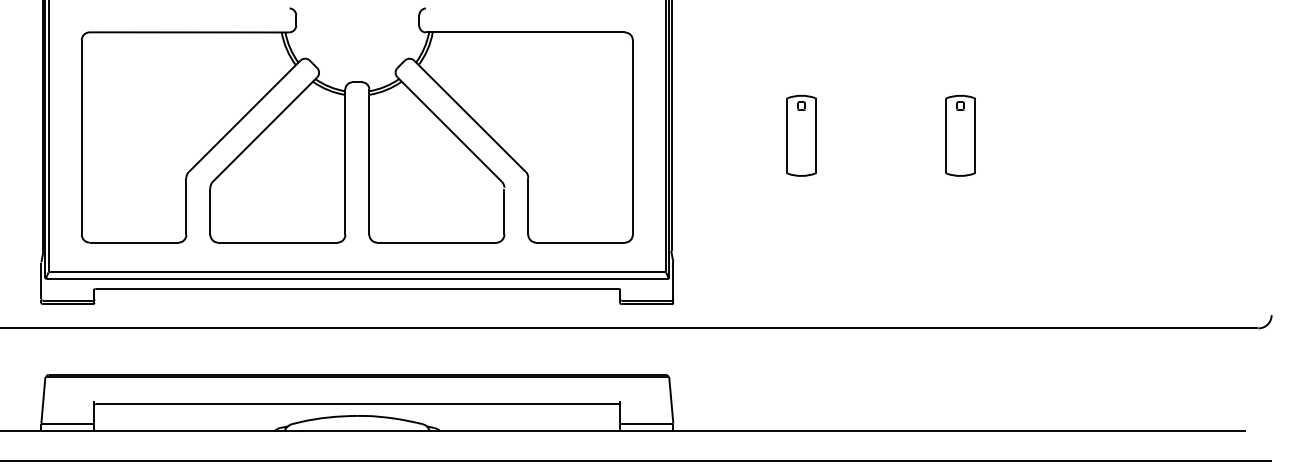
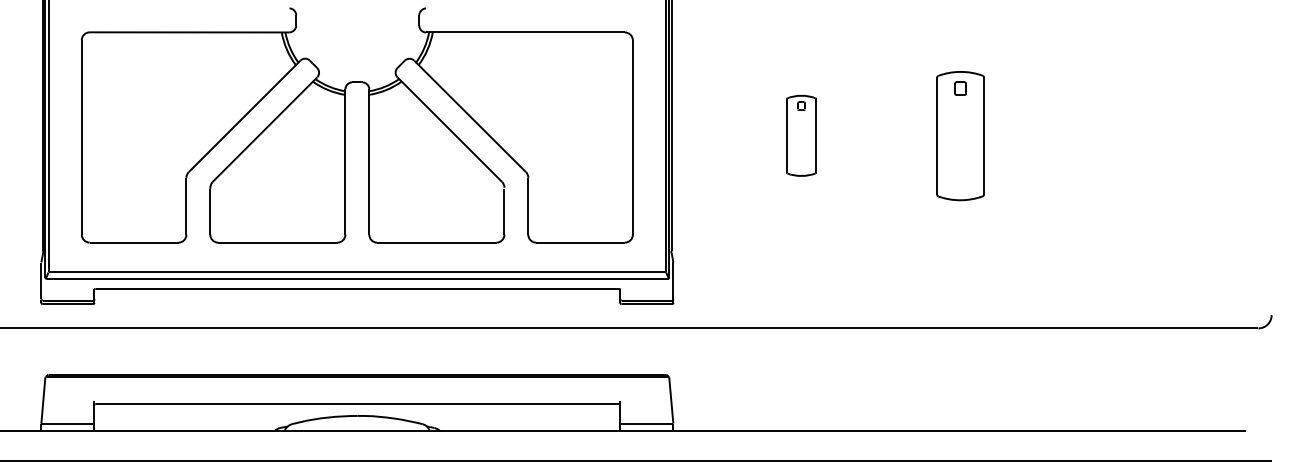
part size: 31x83 px -> 49x131 px (960, 136)
